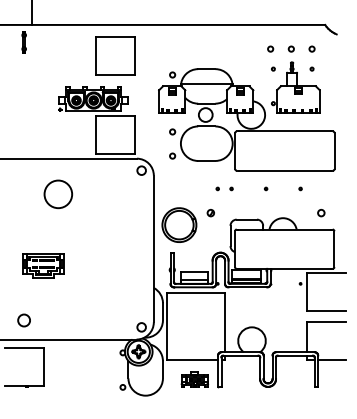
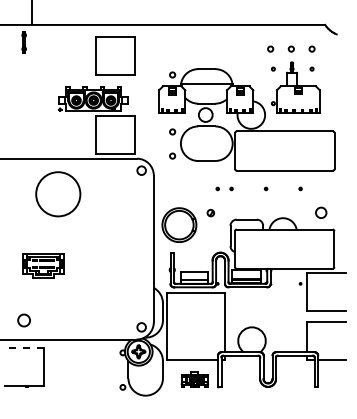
circle size: 31x31 px -> 47x47 px (58, 194)
circle size: 9x9 px -> 13x13 px (321, 212)
line: solid -> dashed (24, 347)
